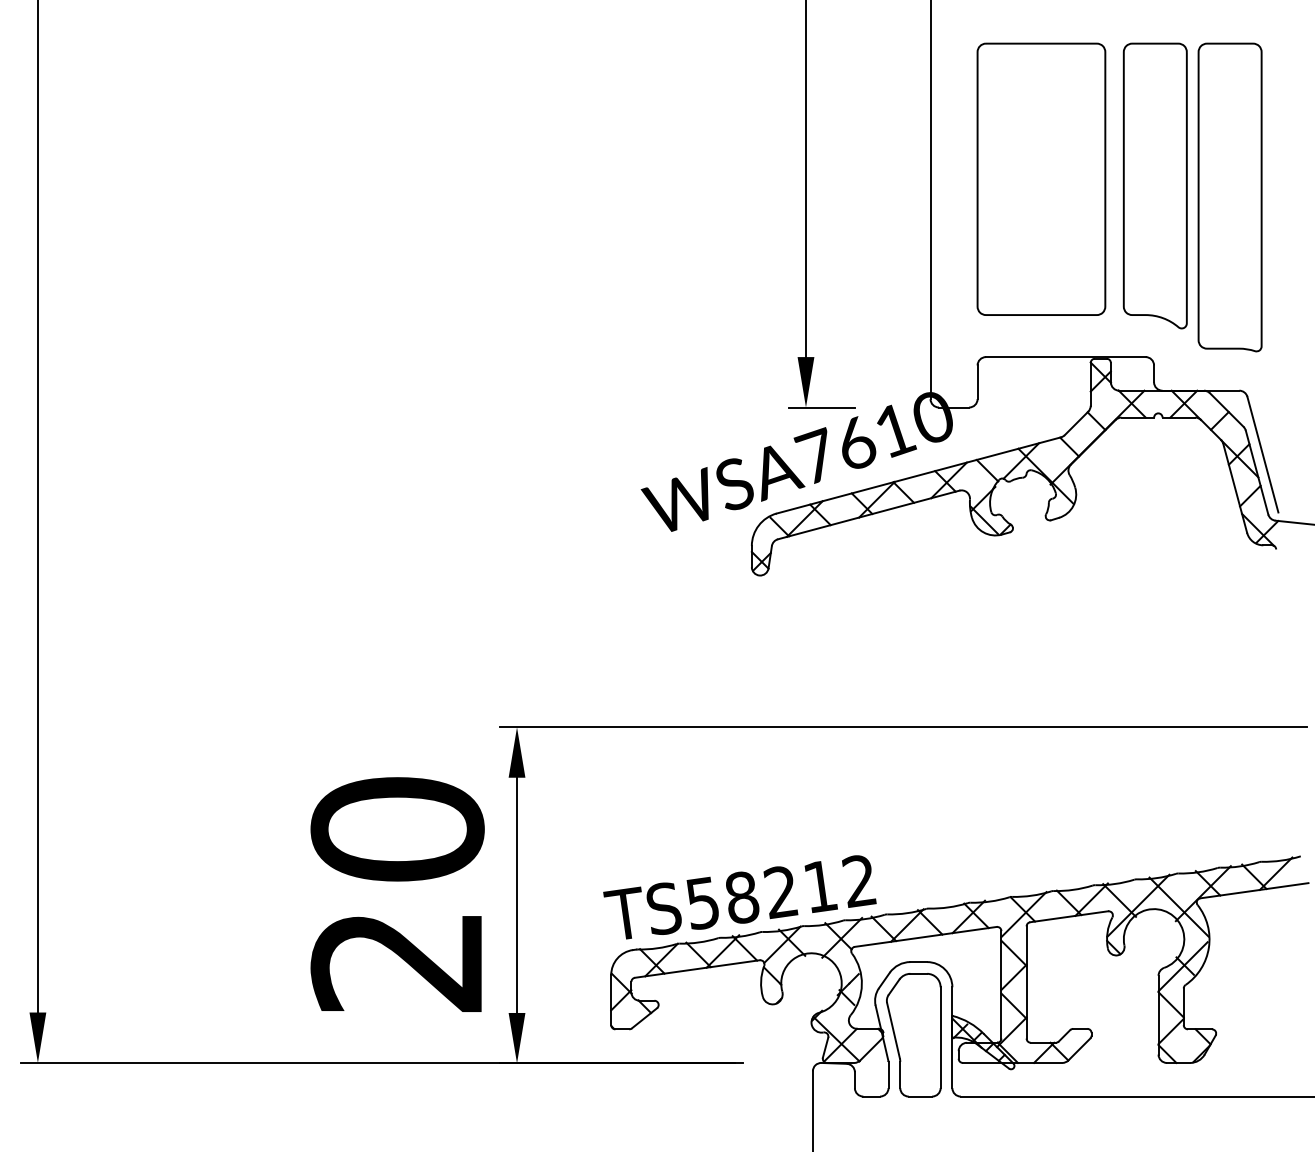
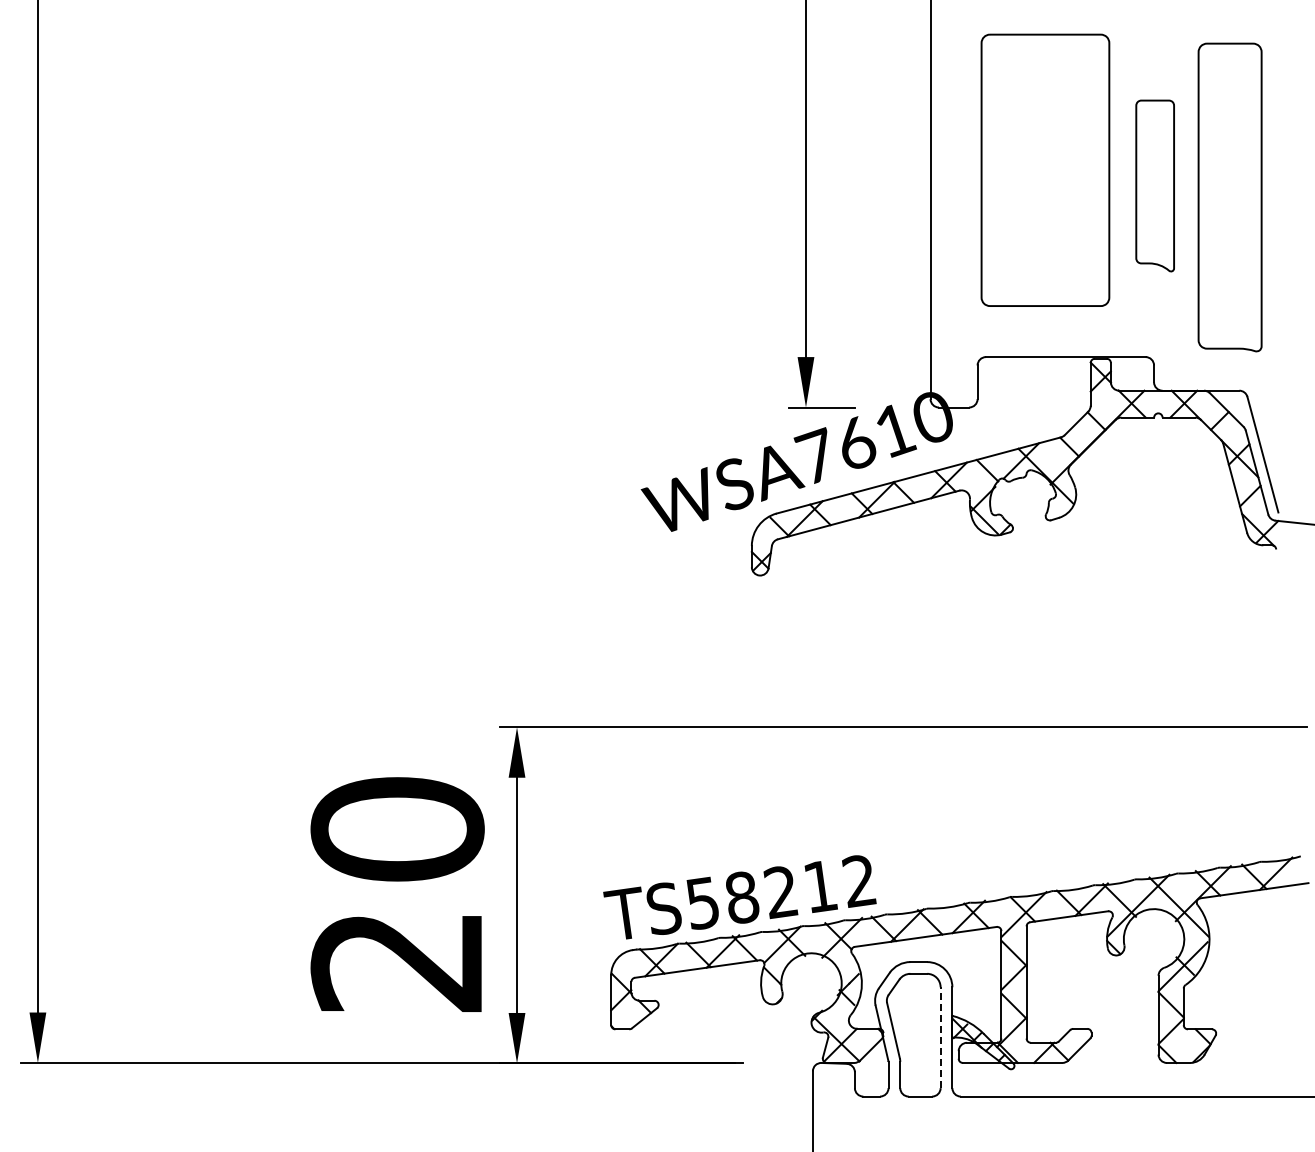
part position: (1041, 178) -> (1045, 169) (1045, 169)
part size: 66x288 px -> 40x174 px (1154, 185)
line: solid -> dashed (940, 1037)
